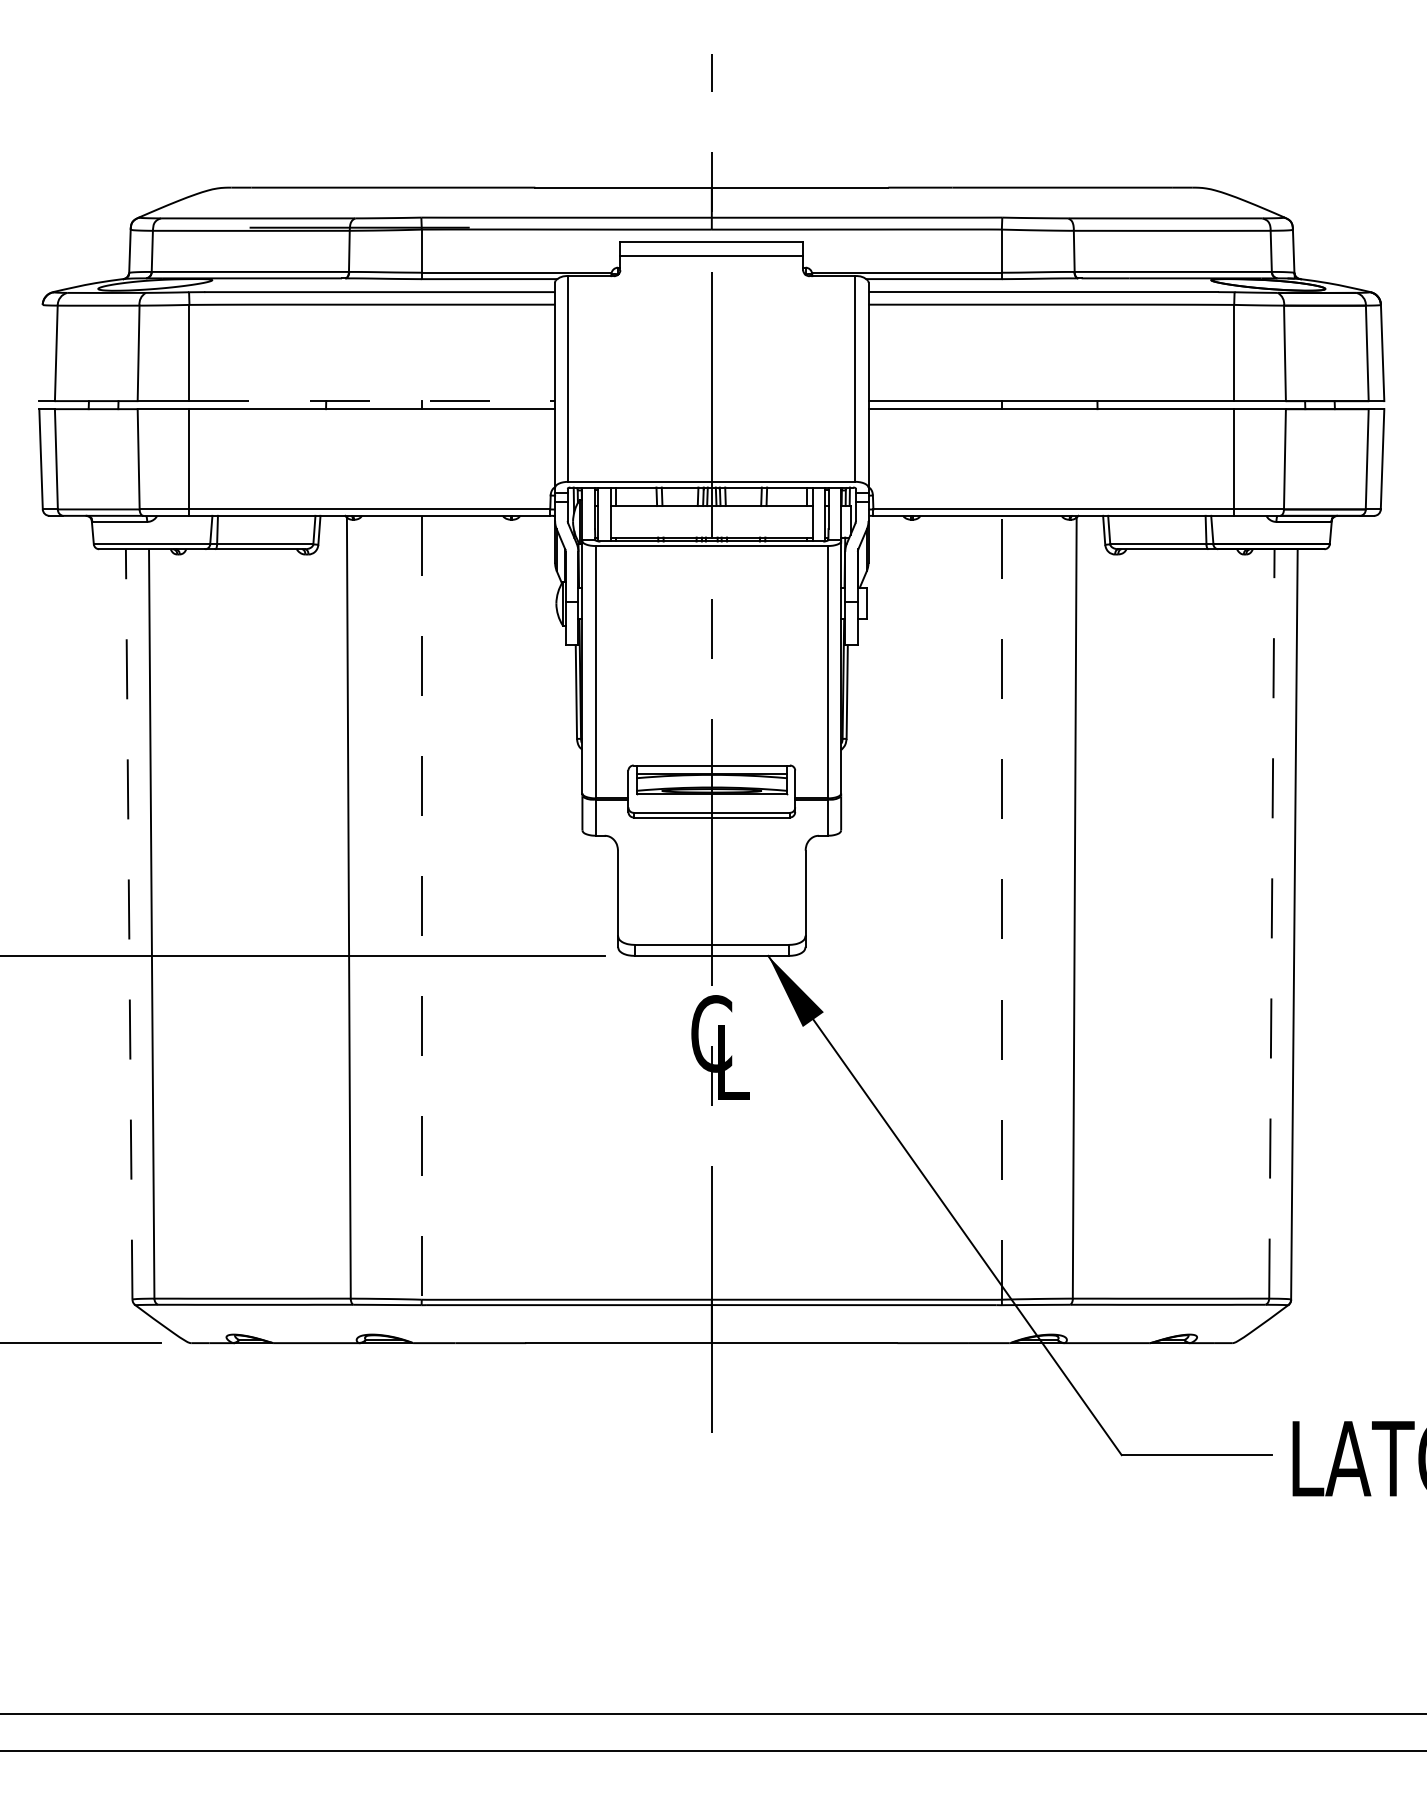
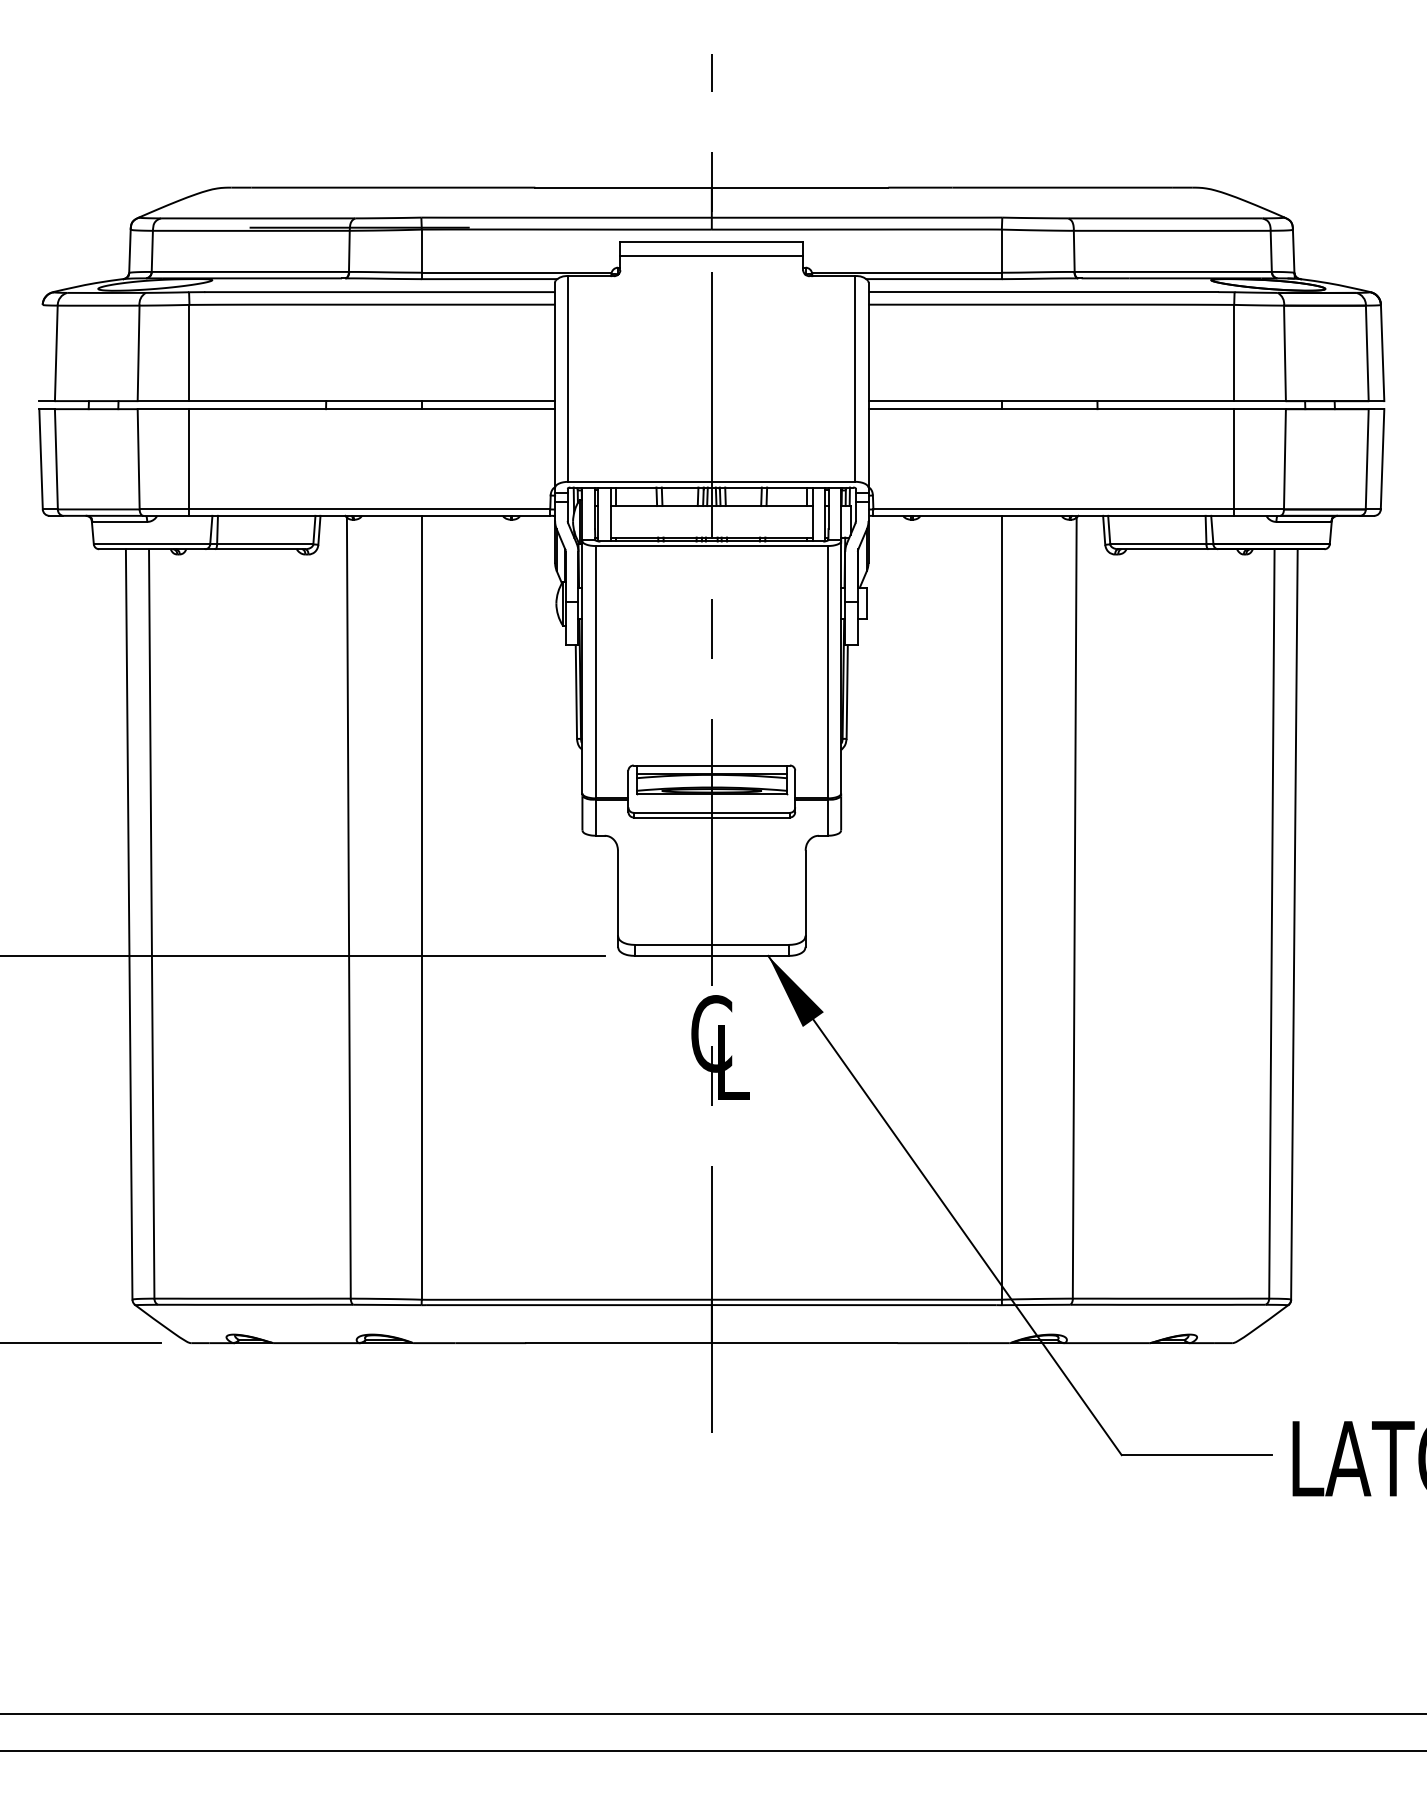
line: dashed -> solid (372, 401)
line: dashed -> solid (421, 907)
line: dashed -> solid (1001, 907)
line: dashed -> solid (129, 923)
line: dashed -> solid (1271, 923)
